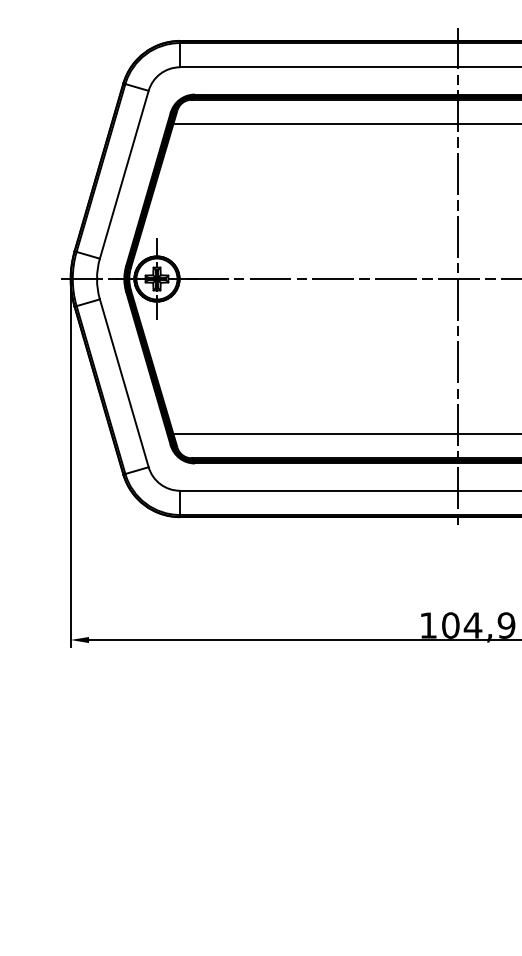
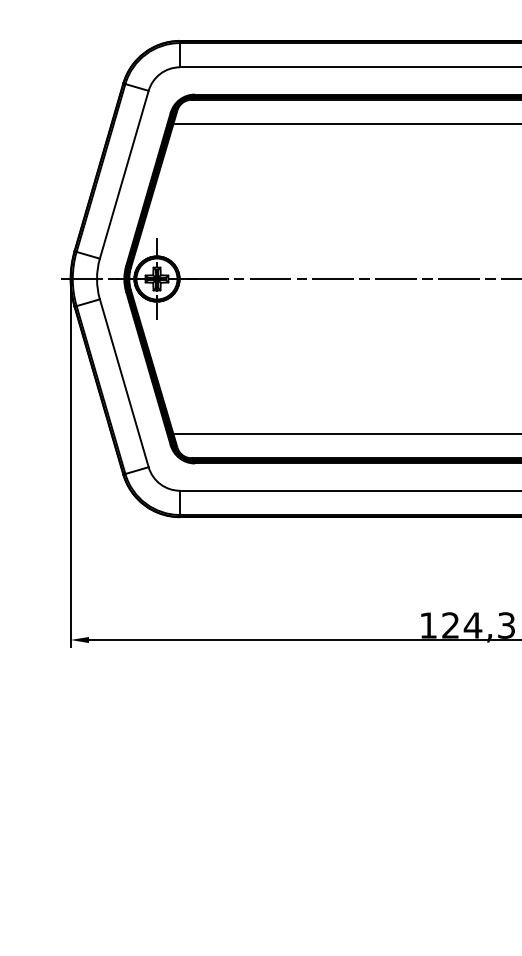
line: present -> none (457, 278)
text: 104,9 -> 124,3 (478, 625)
